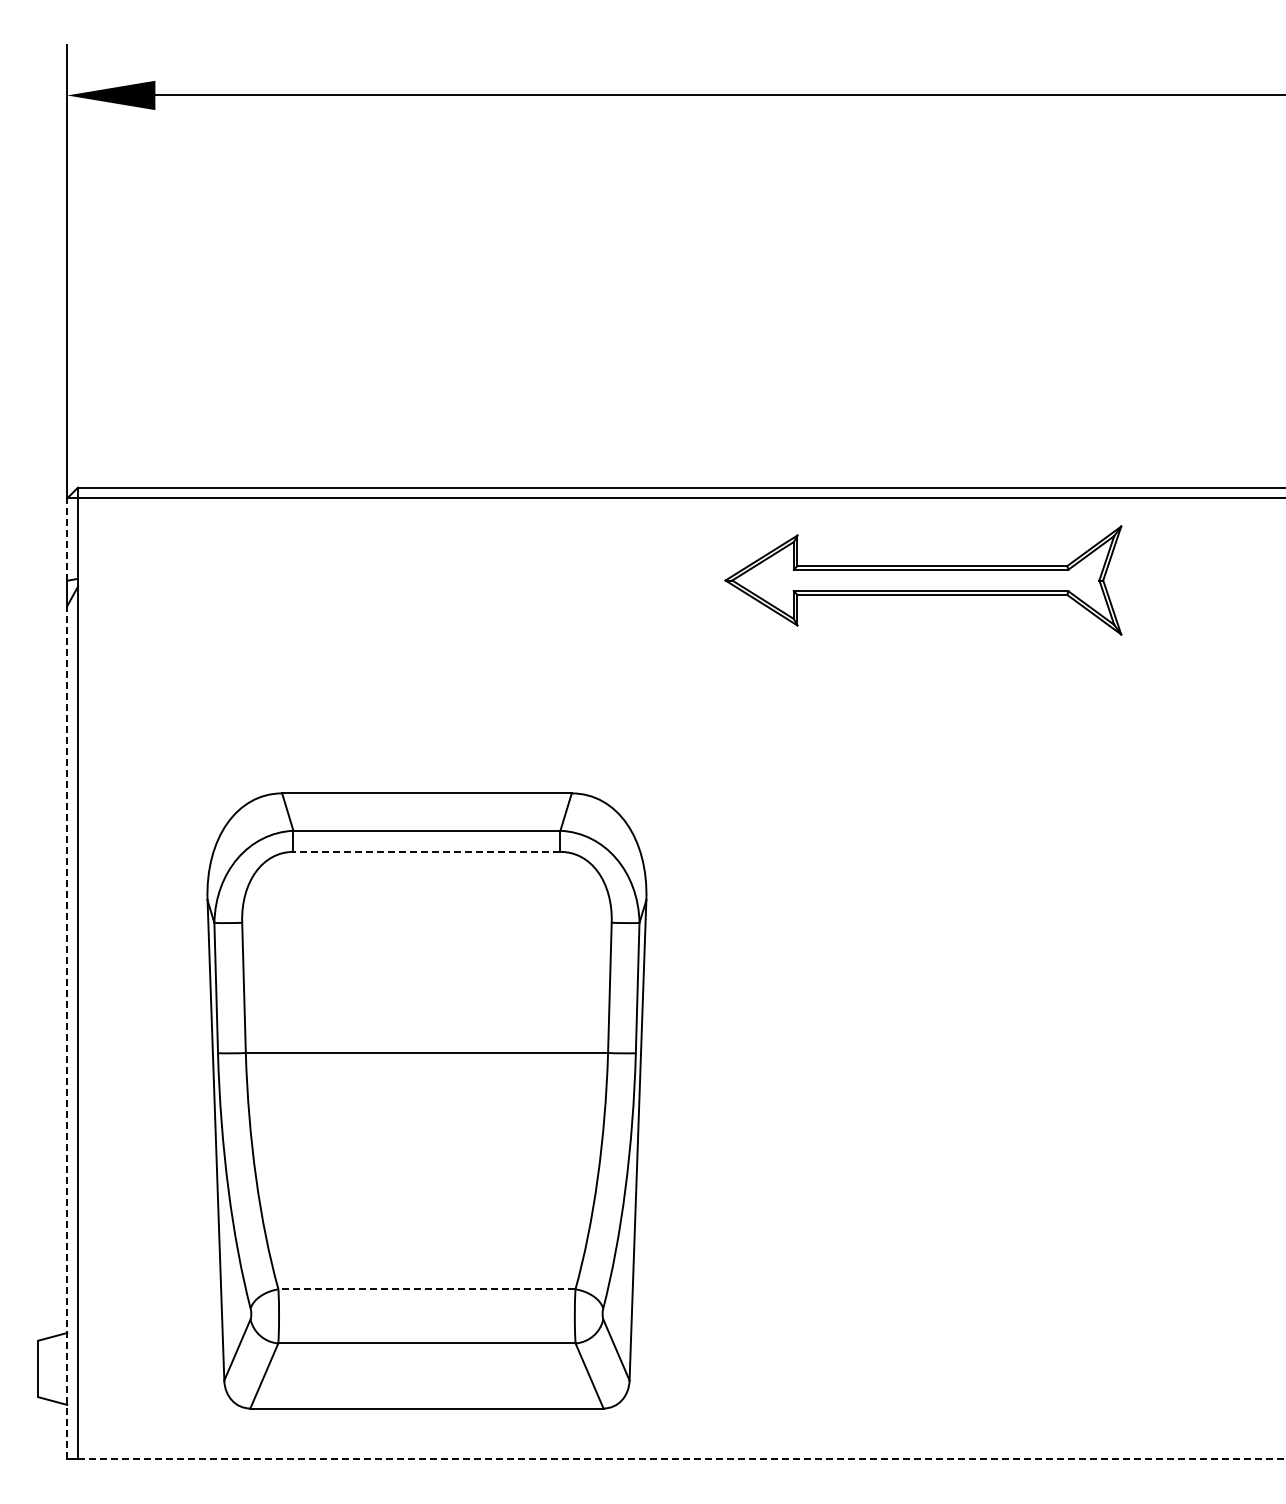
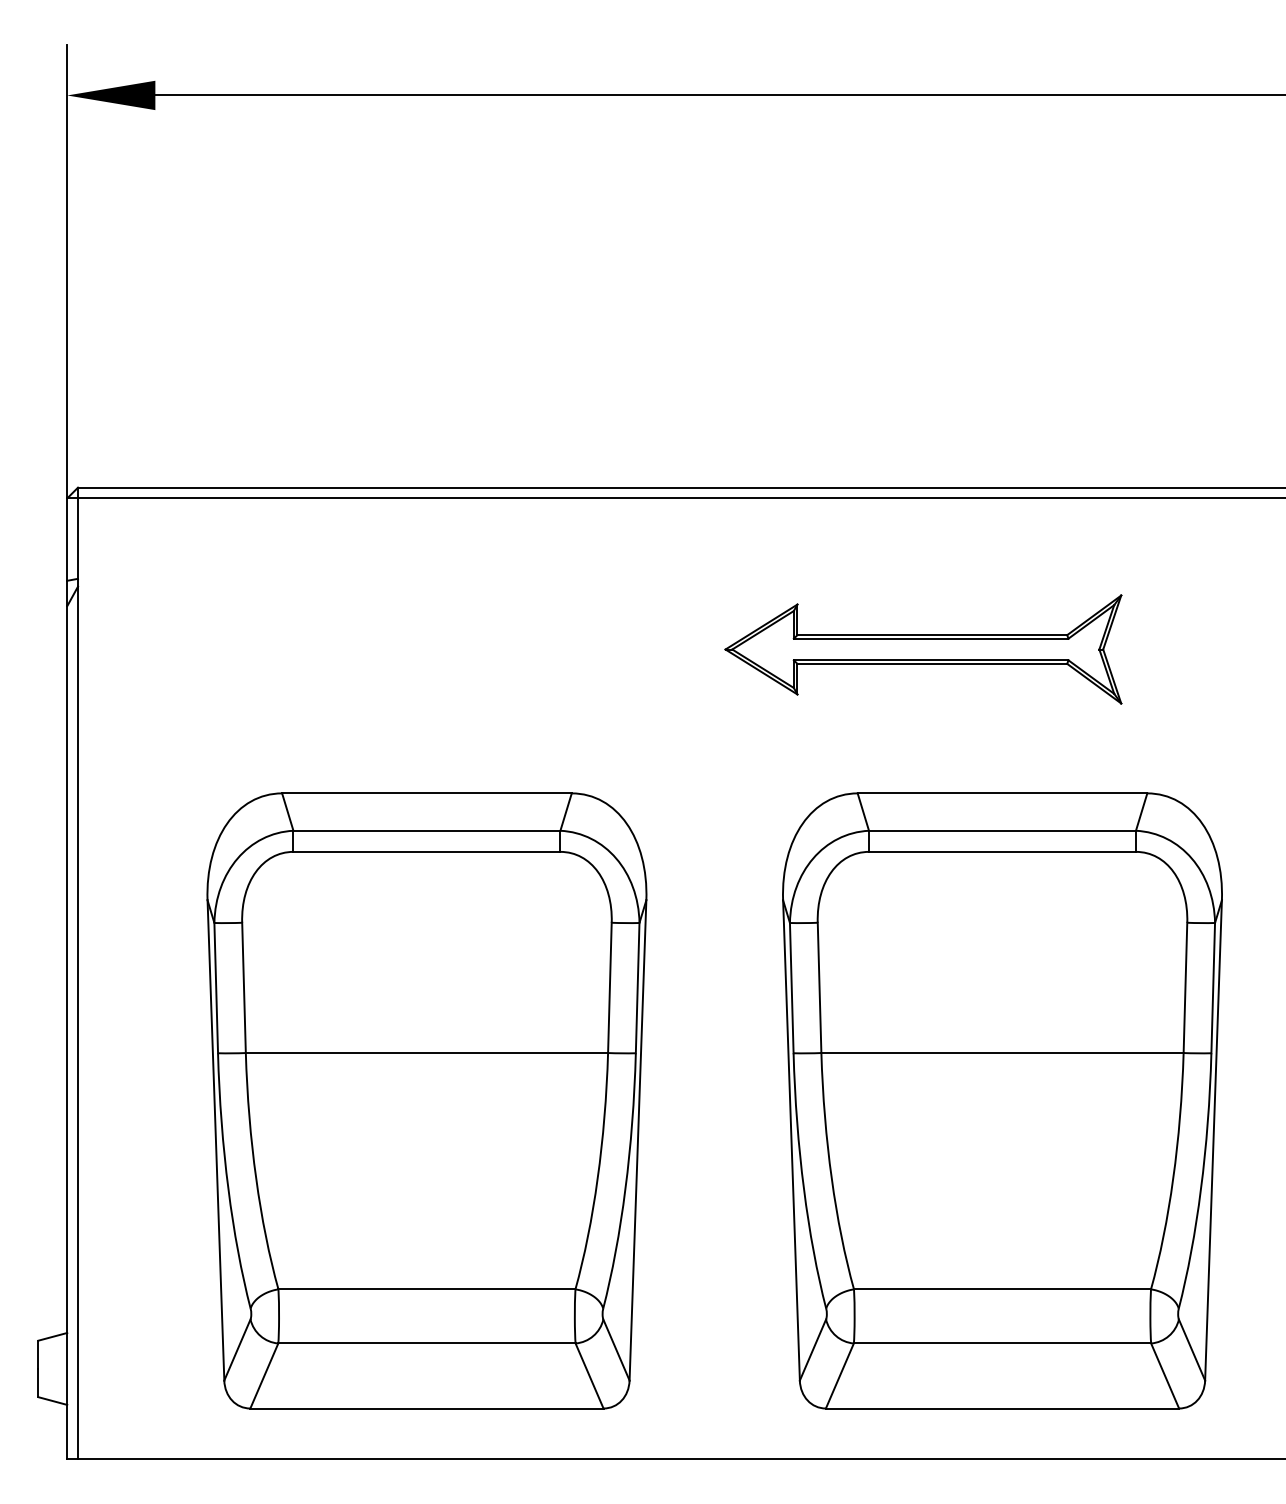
line: dashed -> solid (67, 539)
part position: (923, 580) -> (923, 649) (923, 649)
line: dashed -> solid (426, 851)
line: dashed -> solid (67, 1032)
part: none -> present (1002, 1100)
line: dashed -> solid (426, 1289)
line: dashed -> solid (681, 1458)
